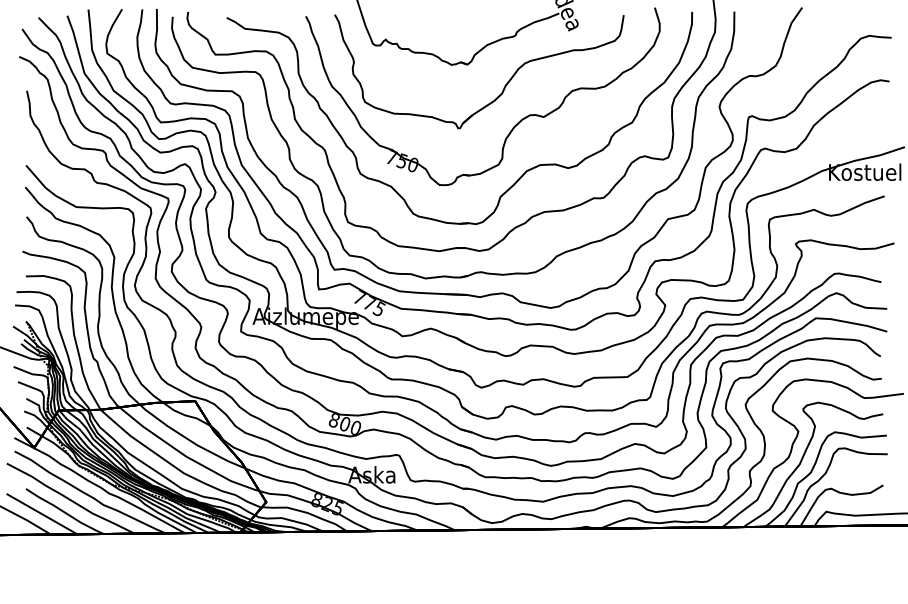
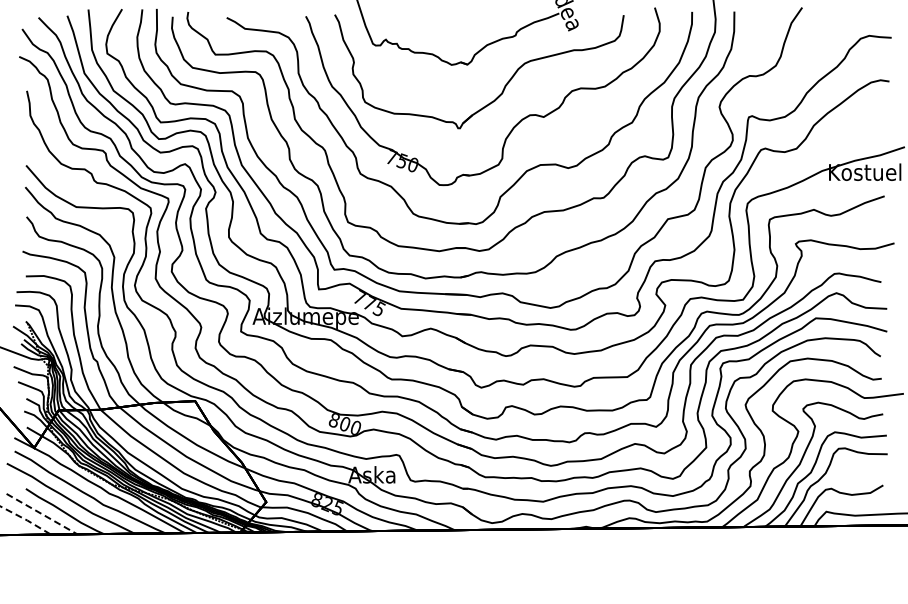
line: solid -> dashed (41, 514)
line: solid -> dashed (26, 520)
